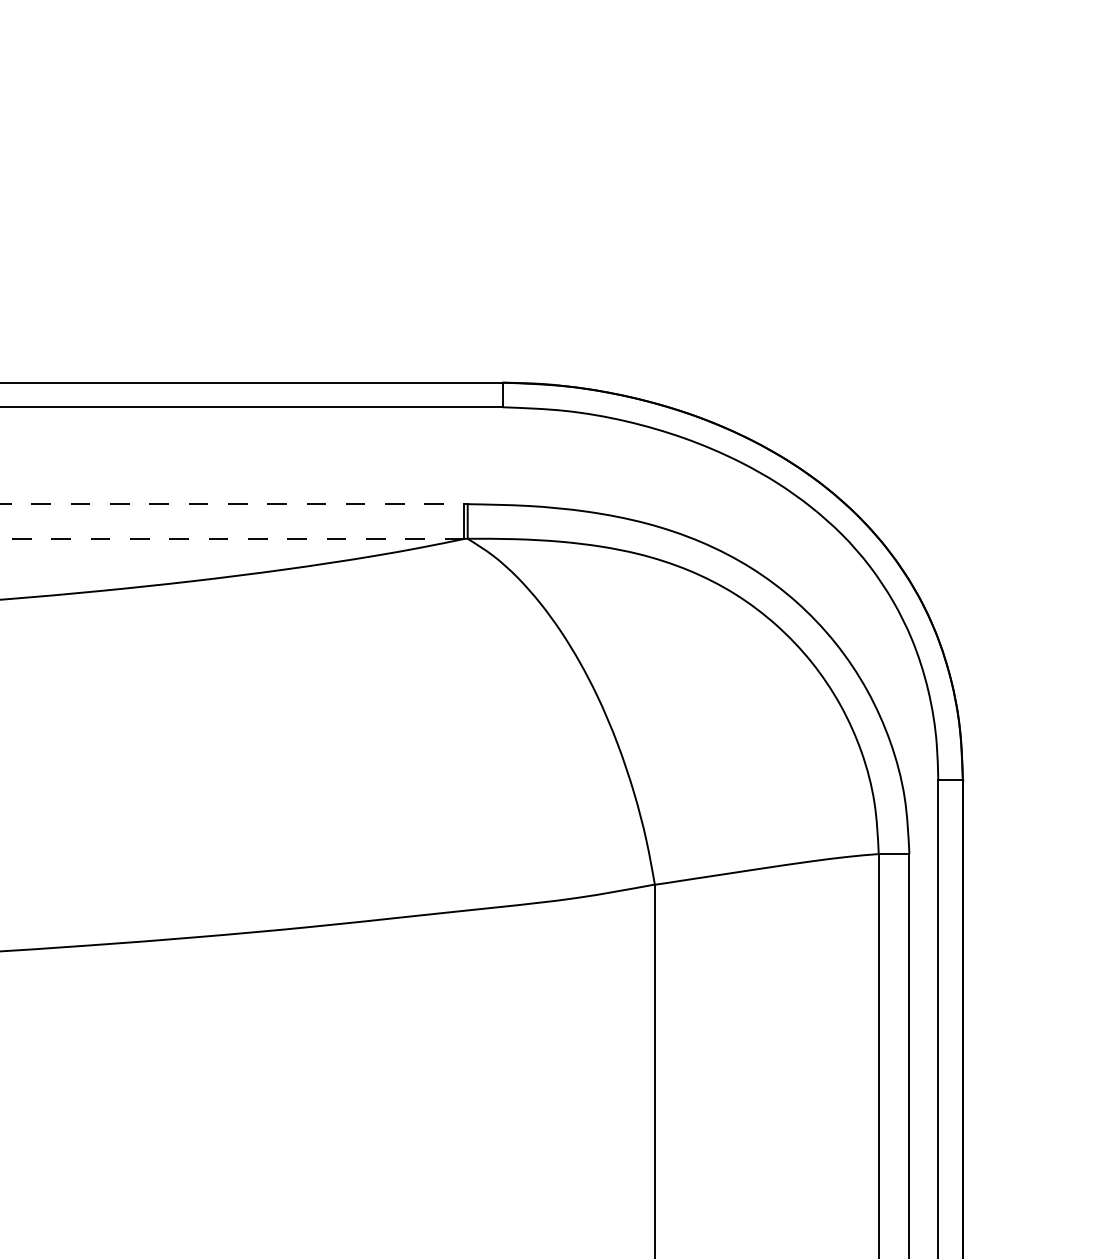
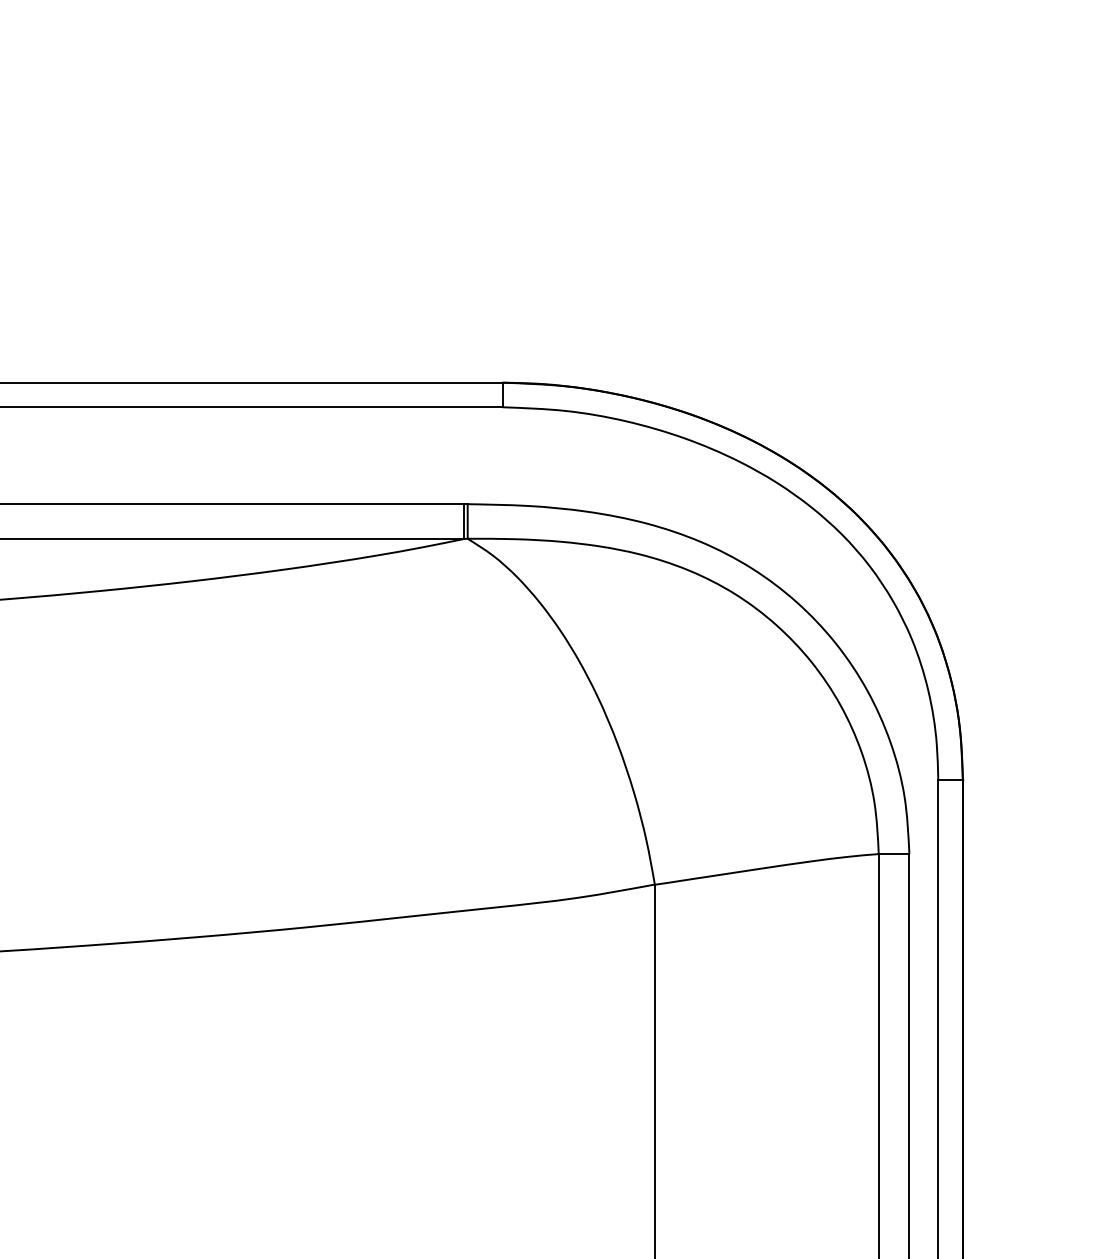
line: dashed -> solid (232, 504)
line: dashed -> solid (232, 538)
